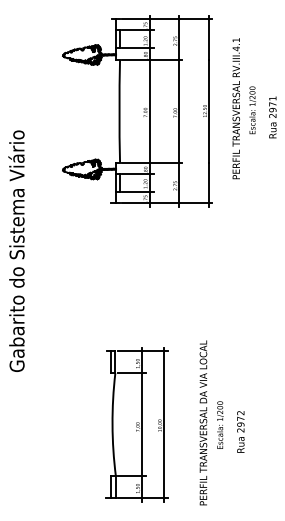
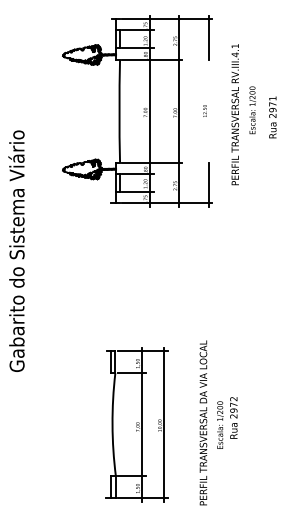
text position: (235, 108) -> (234, 114) (234, 114)
line: present -> none (208, 110)
text position: (240, 431) -> (233, 417) (233, 417)
